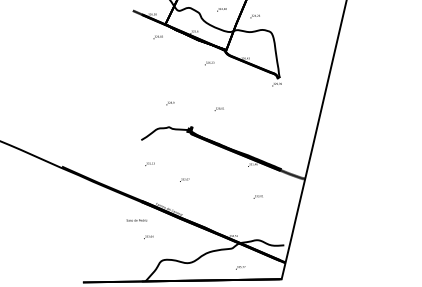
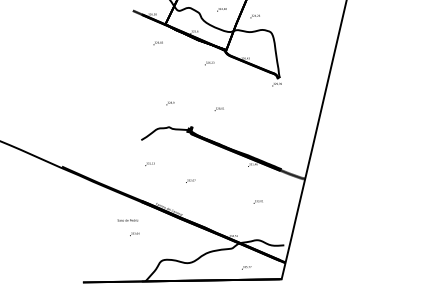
text position: (157, 37) -> (157, 43) (157, 43)
text position: (184, 179) -> (190, 180) (190, 180)
text position: (257, 196) -> (257, 201) (257, 201)
text position: (136, 220) -> (127, 220) (127, 220)
text position: (148, 237) -> (134, 234) (134, 234)
text position: (240, 267) -> (246, 267) (246, 267)
